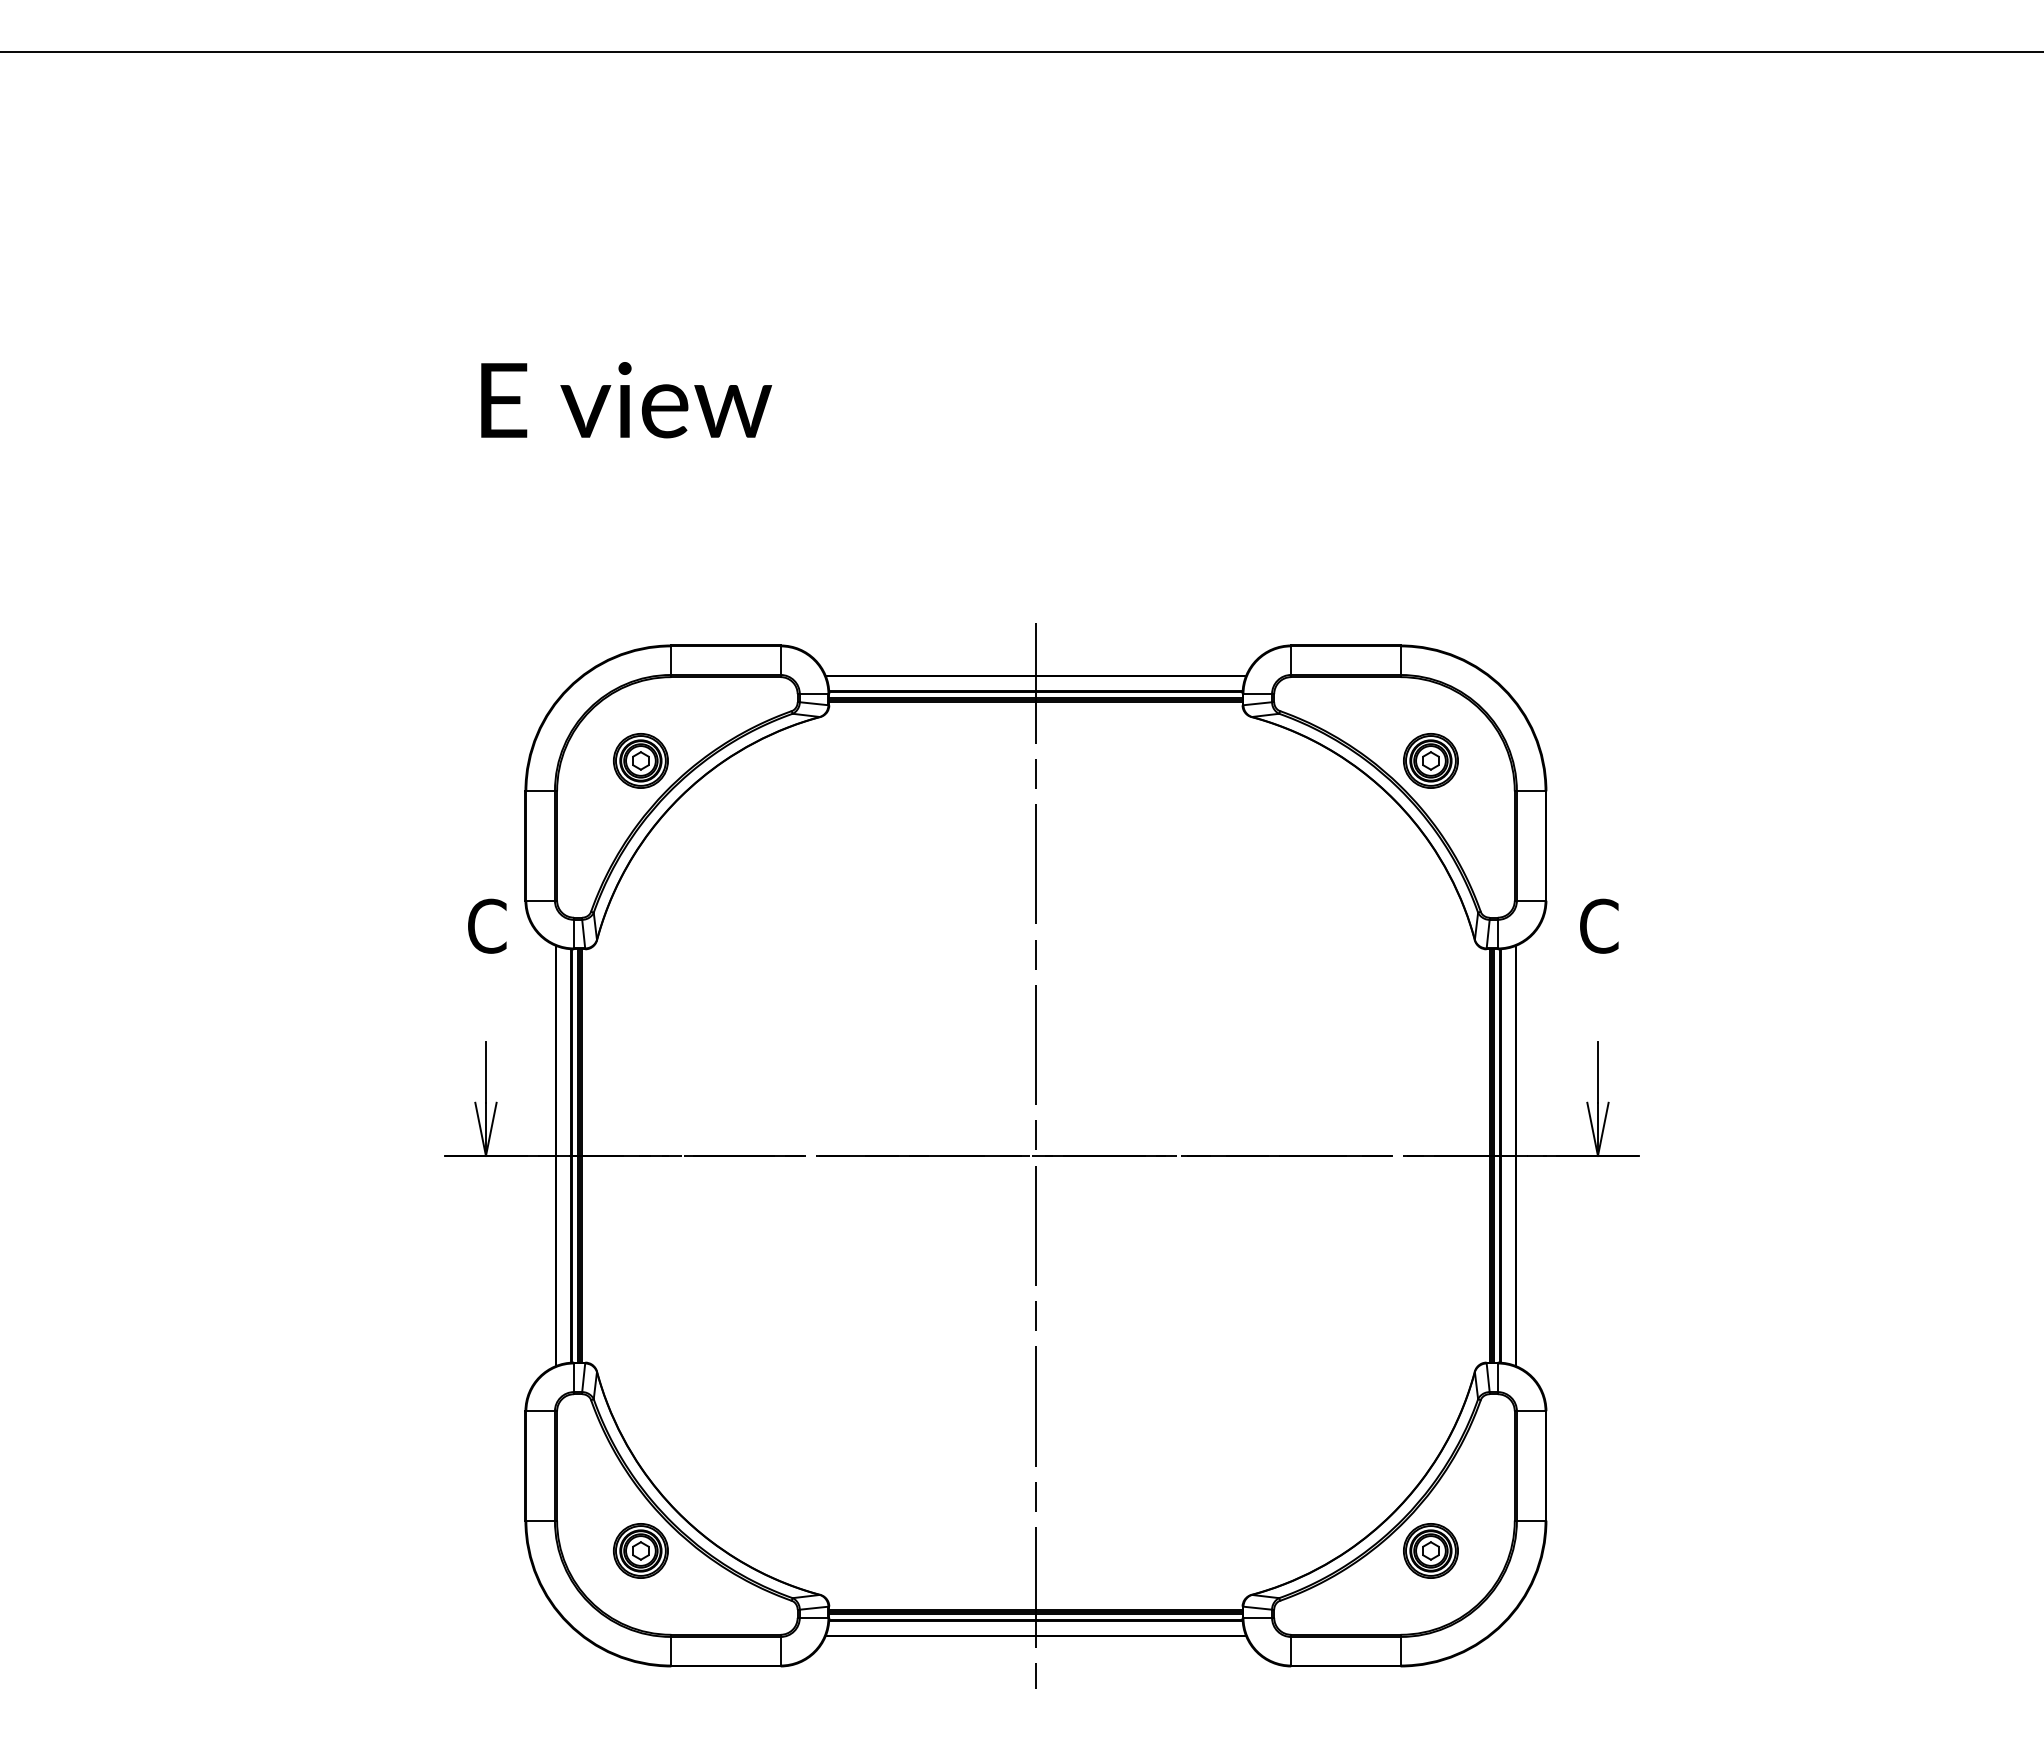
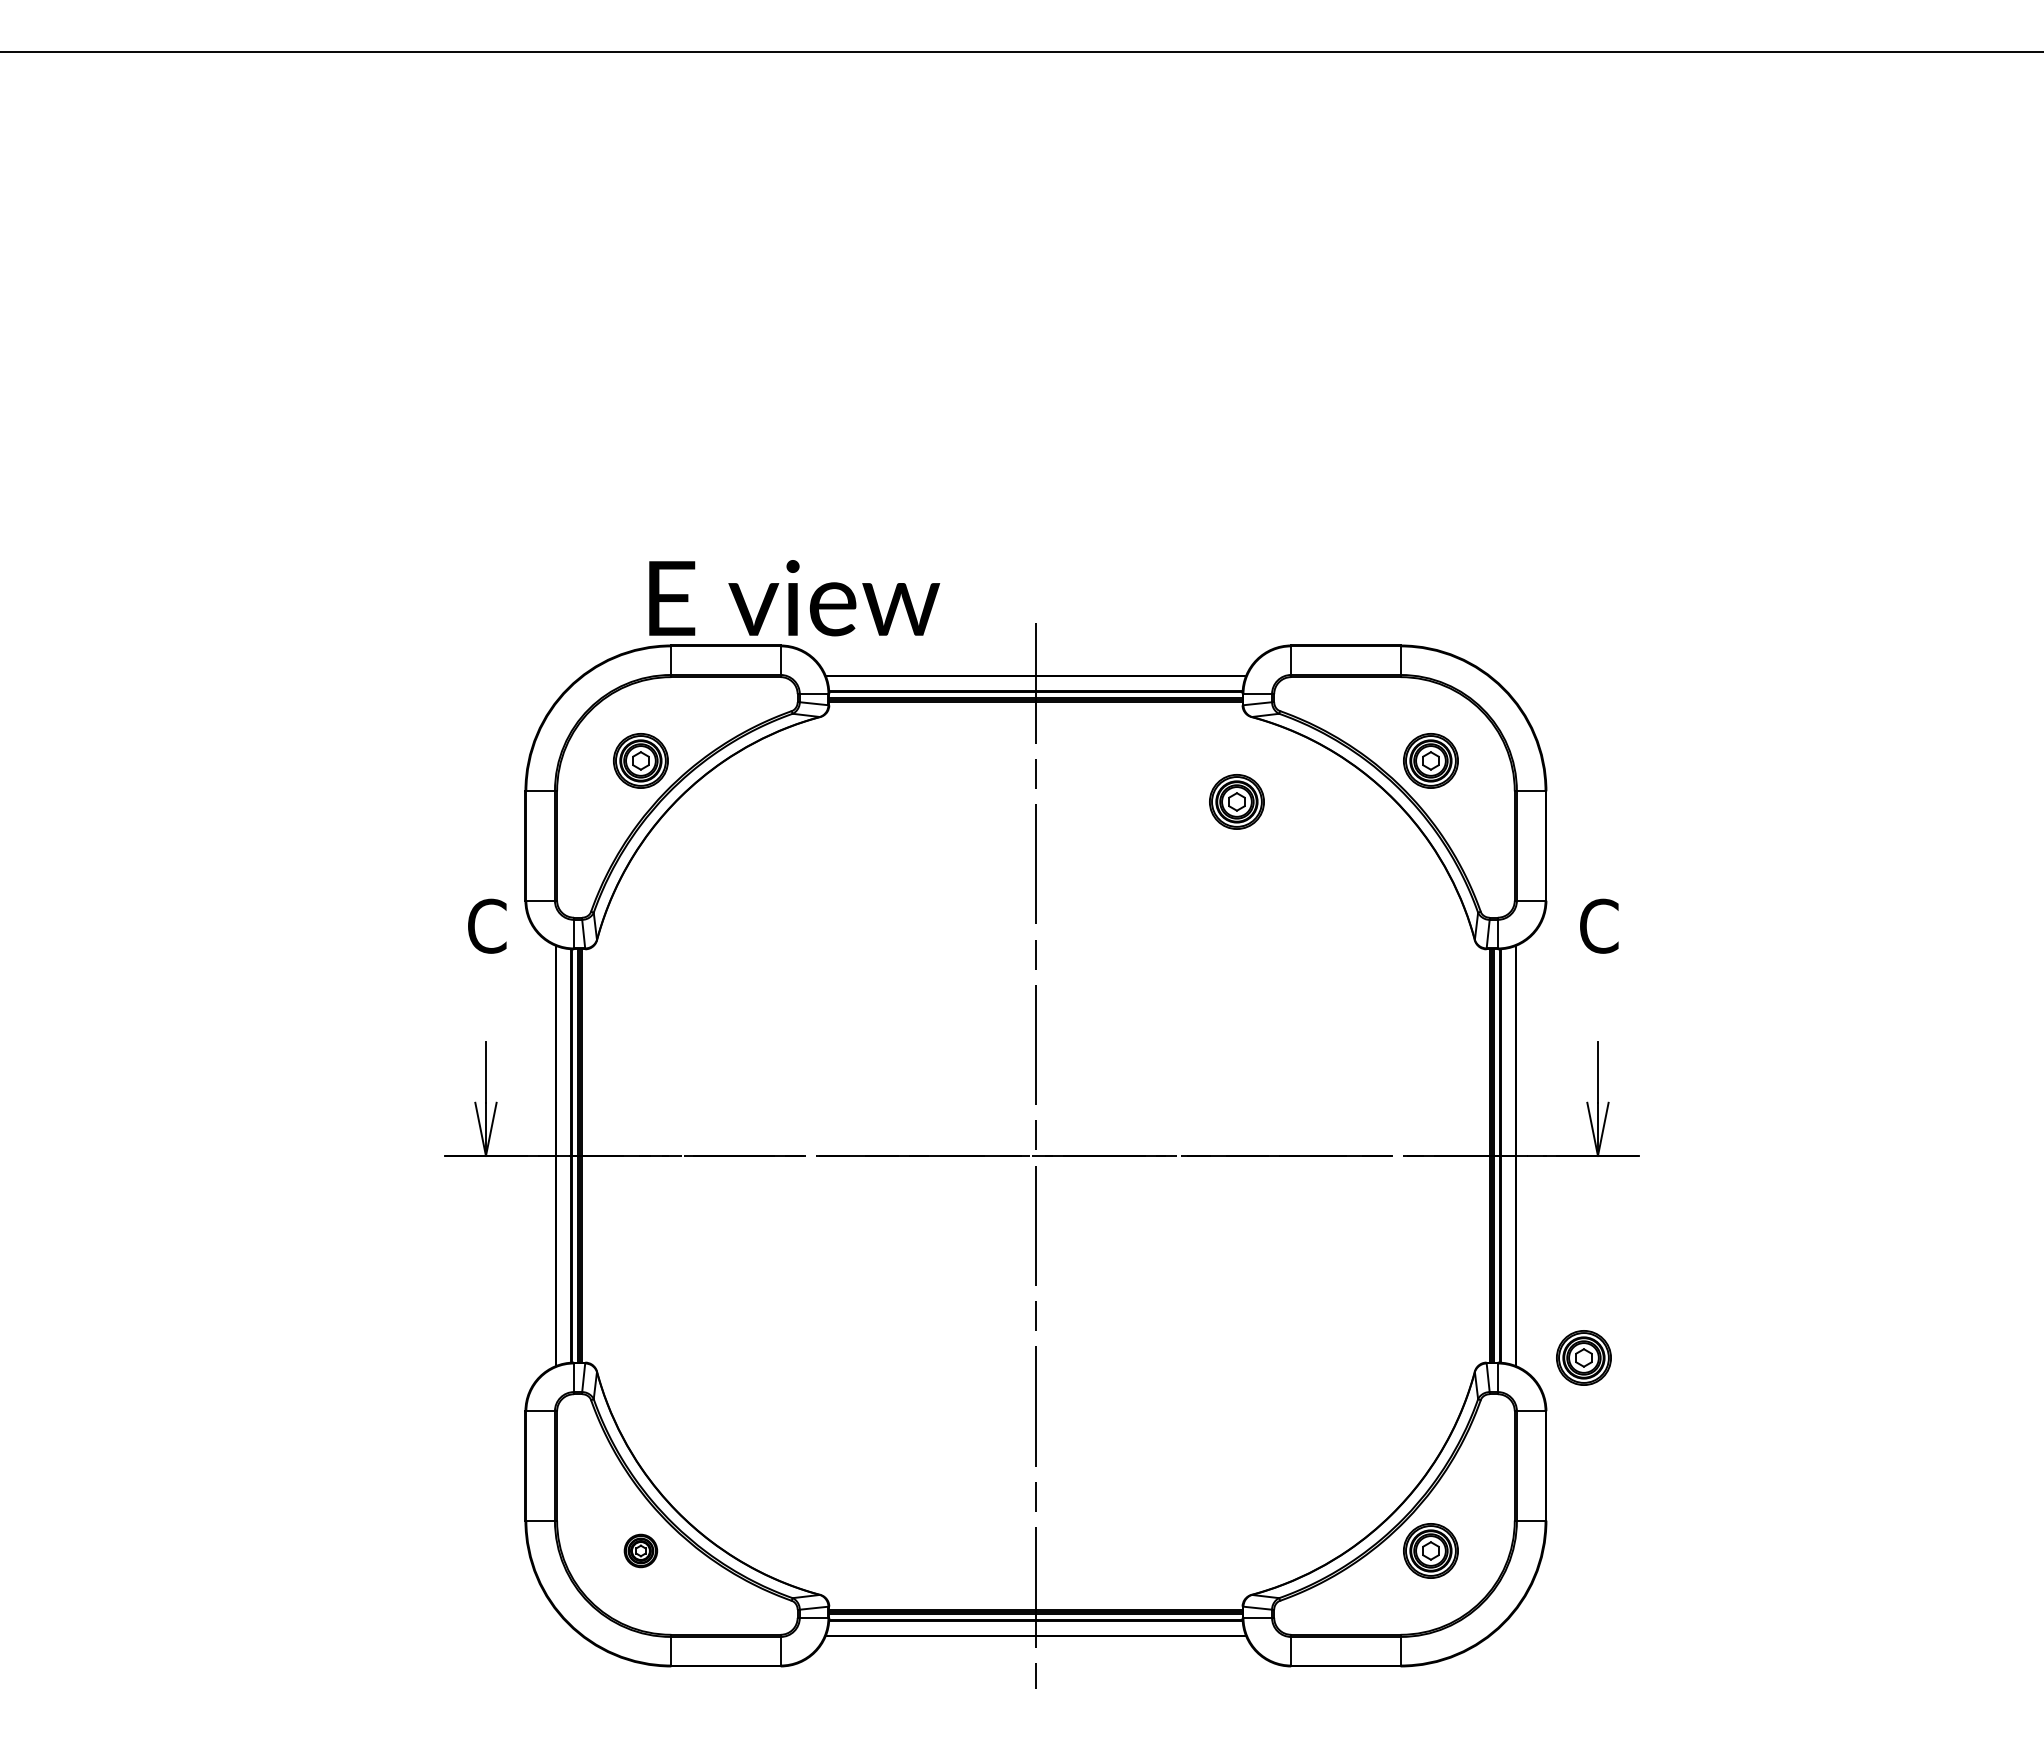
text position: (626, 400) -> (794, 598) (794, 598)
part: none -> present (1236, 801)
part: none -> present (1583, 1357)
part size: 56x56 px -> 36x36 px (640, 1550)
